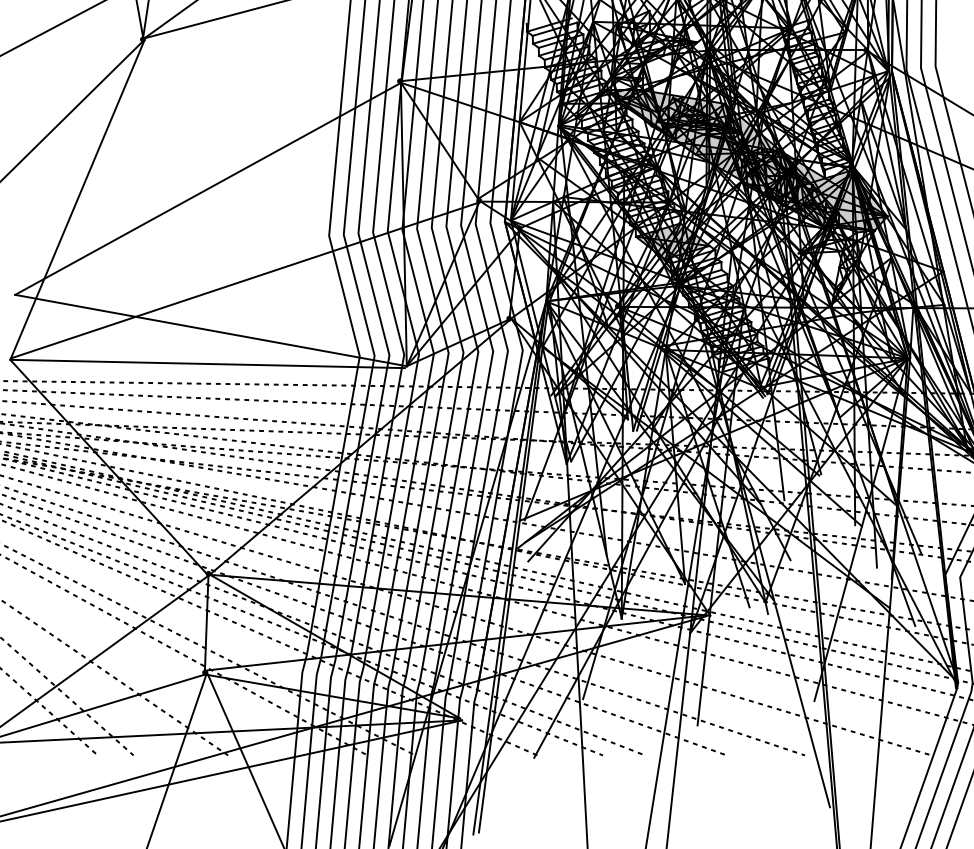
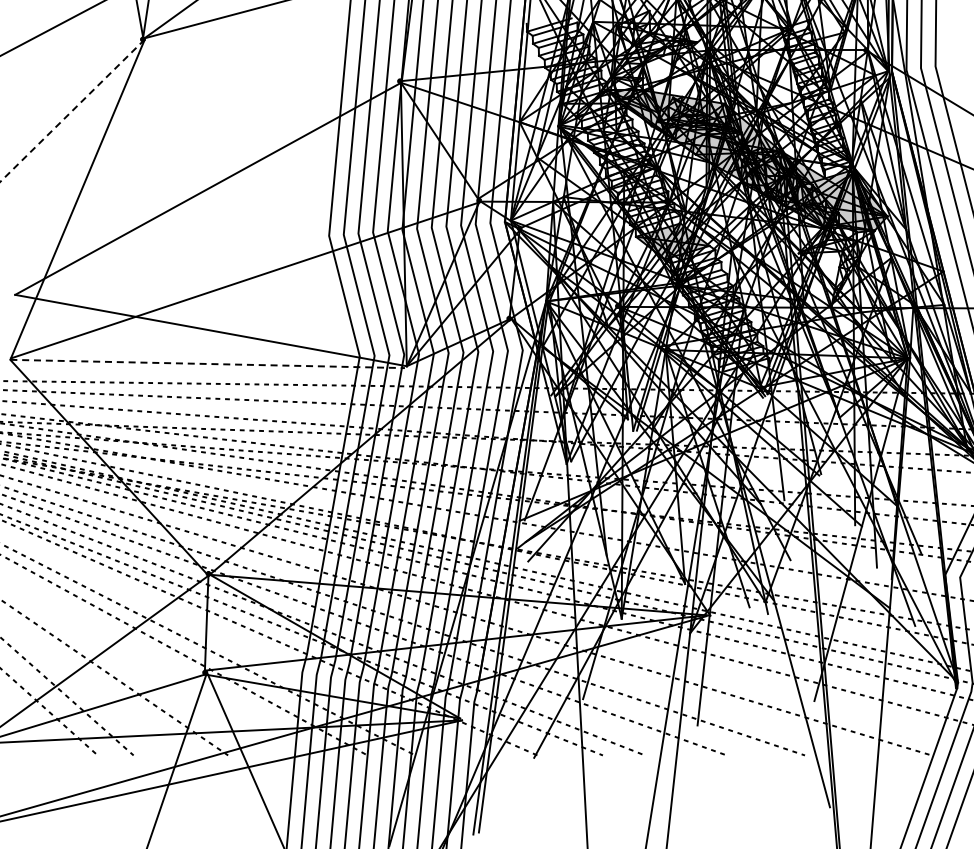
line: solid -> dashed (72, 110)
line: solid -> dashed (208, 364)
